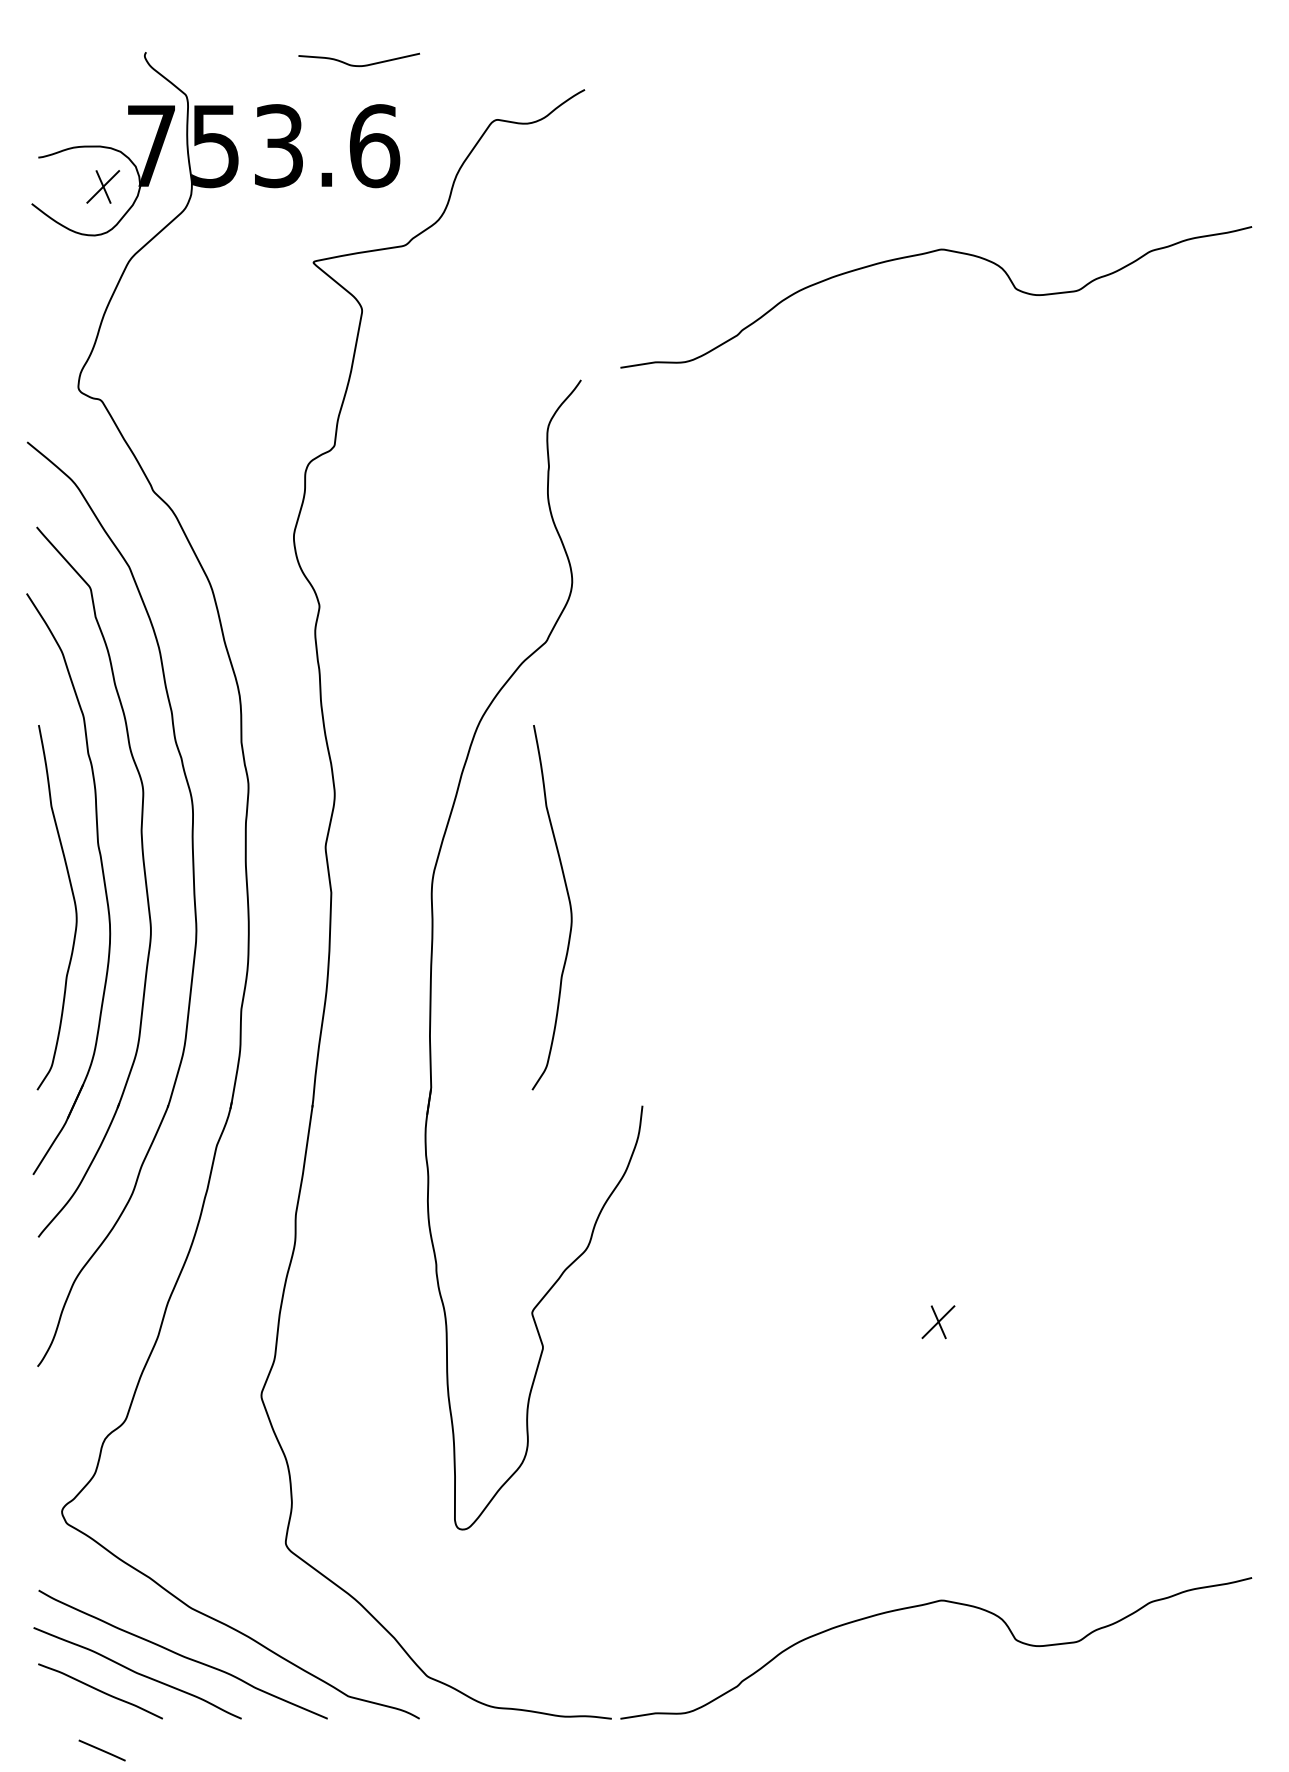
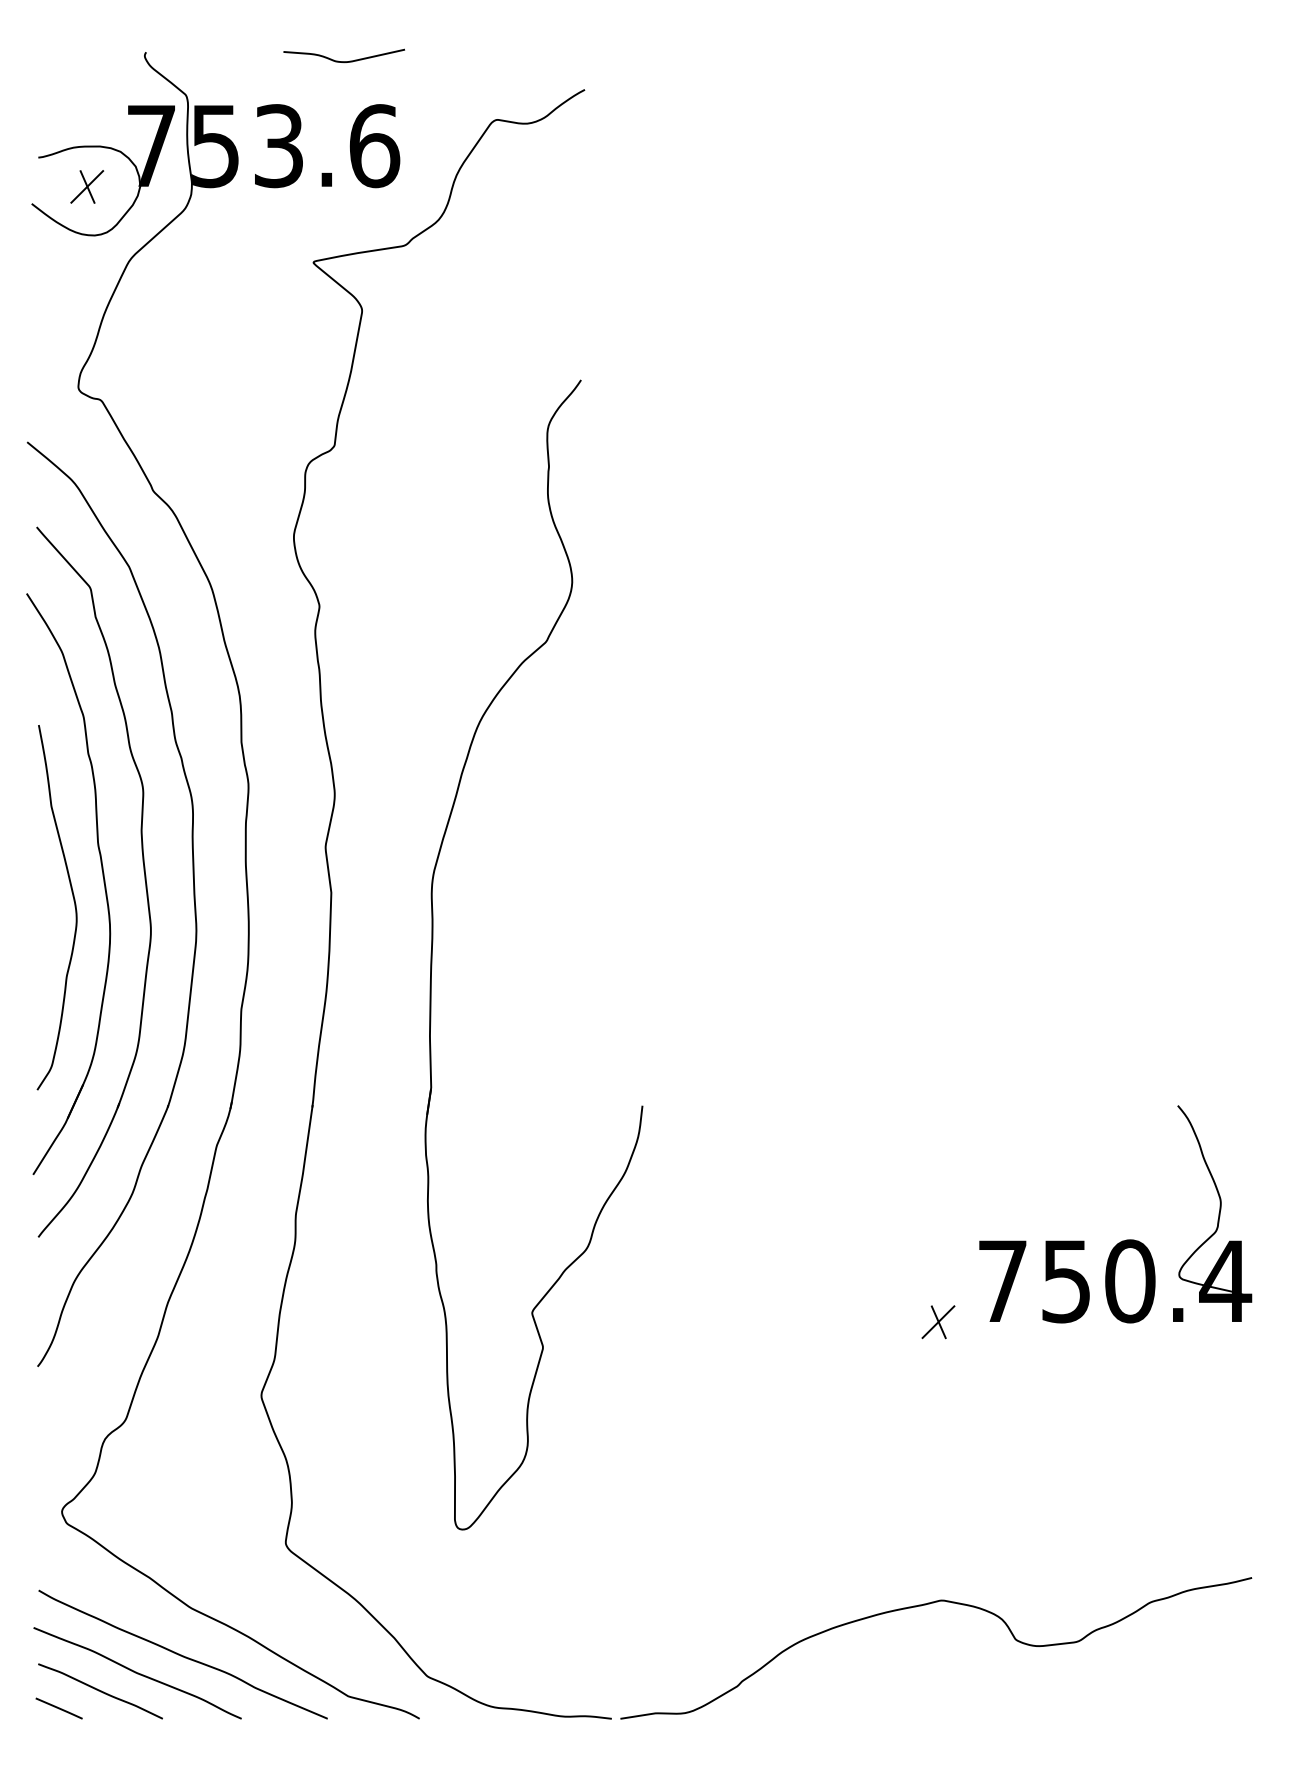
curve position: (359, 65) -> (344, 61) (344, 61)
part position: (103, 186) -> (87, 186) (87, 186)
curve: present -> none (925, 254)
curve: present -> none (569, 907)
part: none -> present (1122, 1240)
line position: (101, 1750) -> (58, 1708) (58, 1708)
